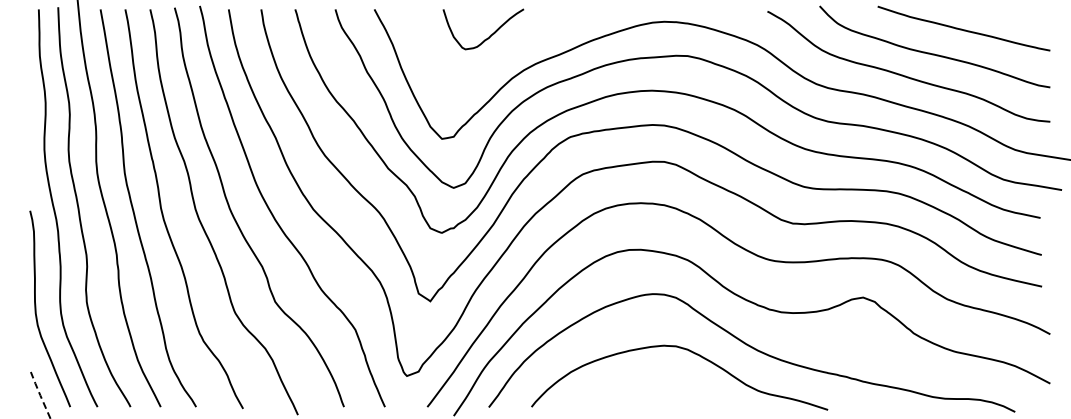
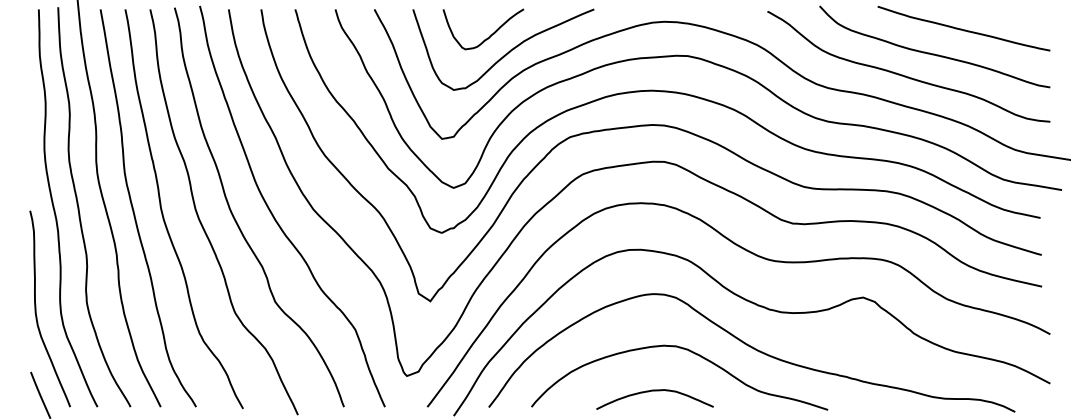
curve: none -> present (507, 52)
curve: none -> present (654, 391)
line: dashed -> solid (40, 395)
